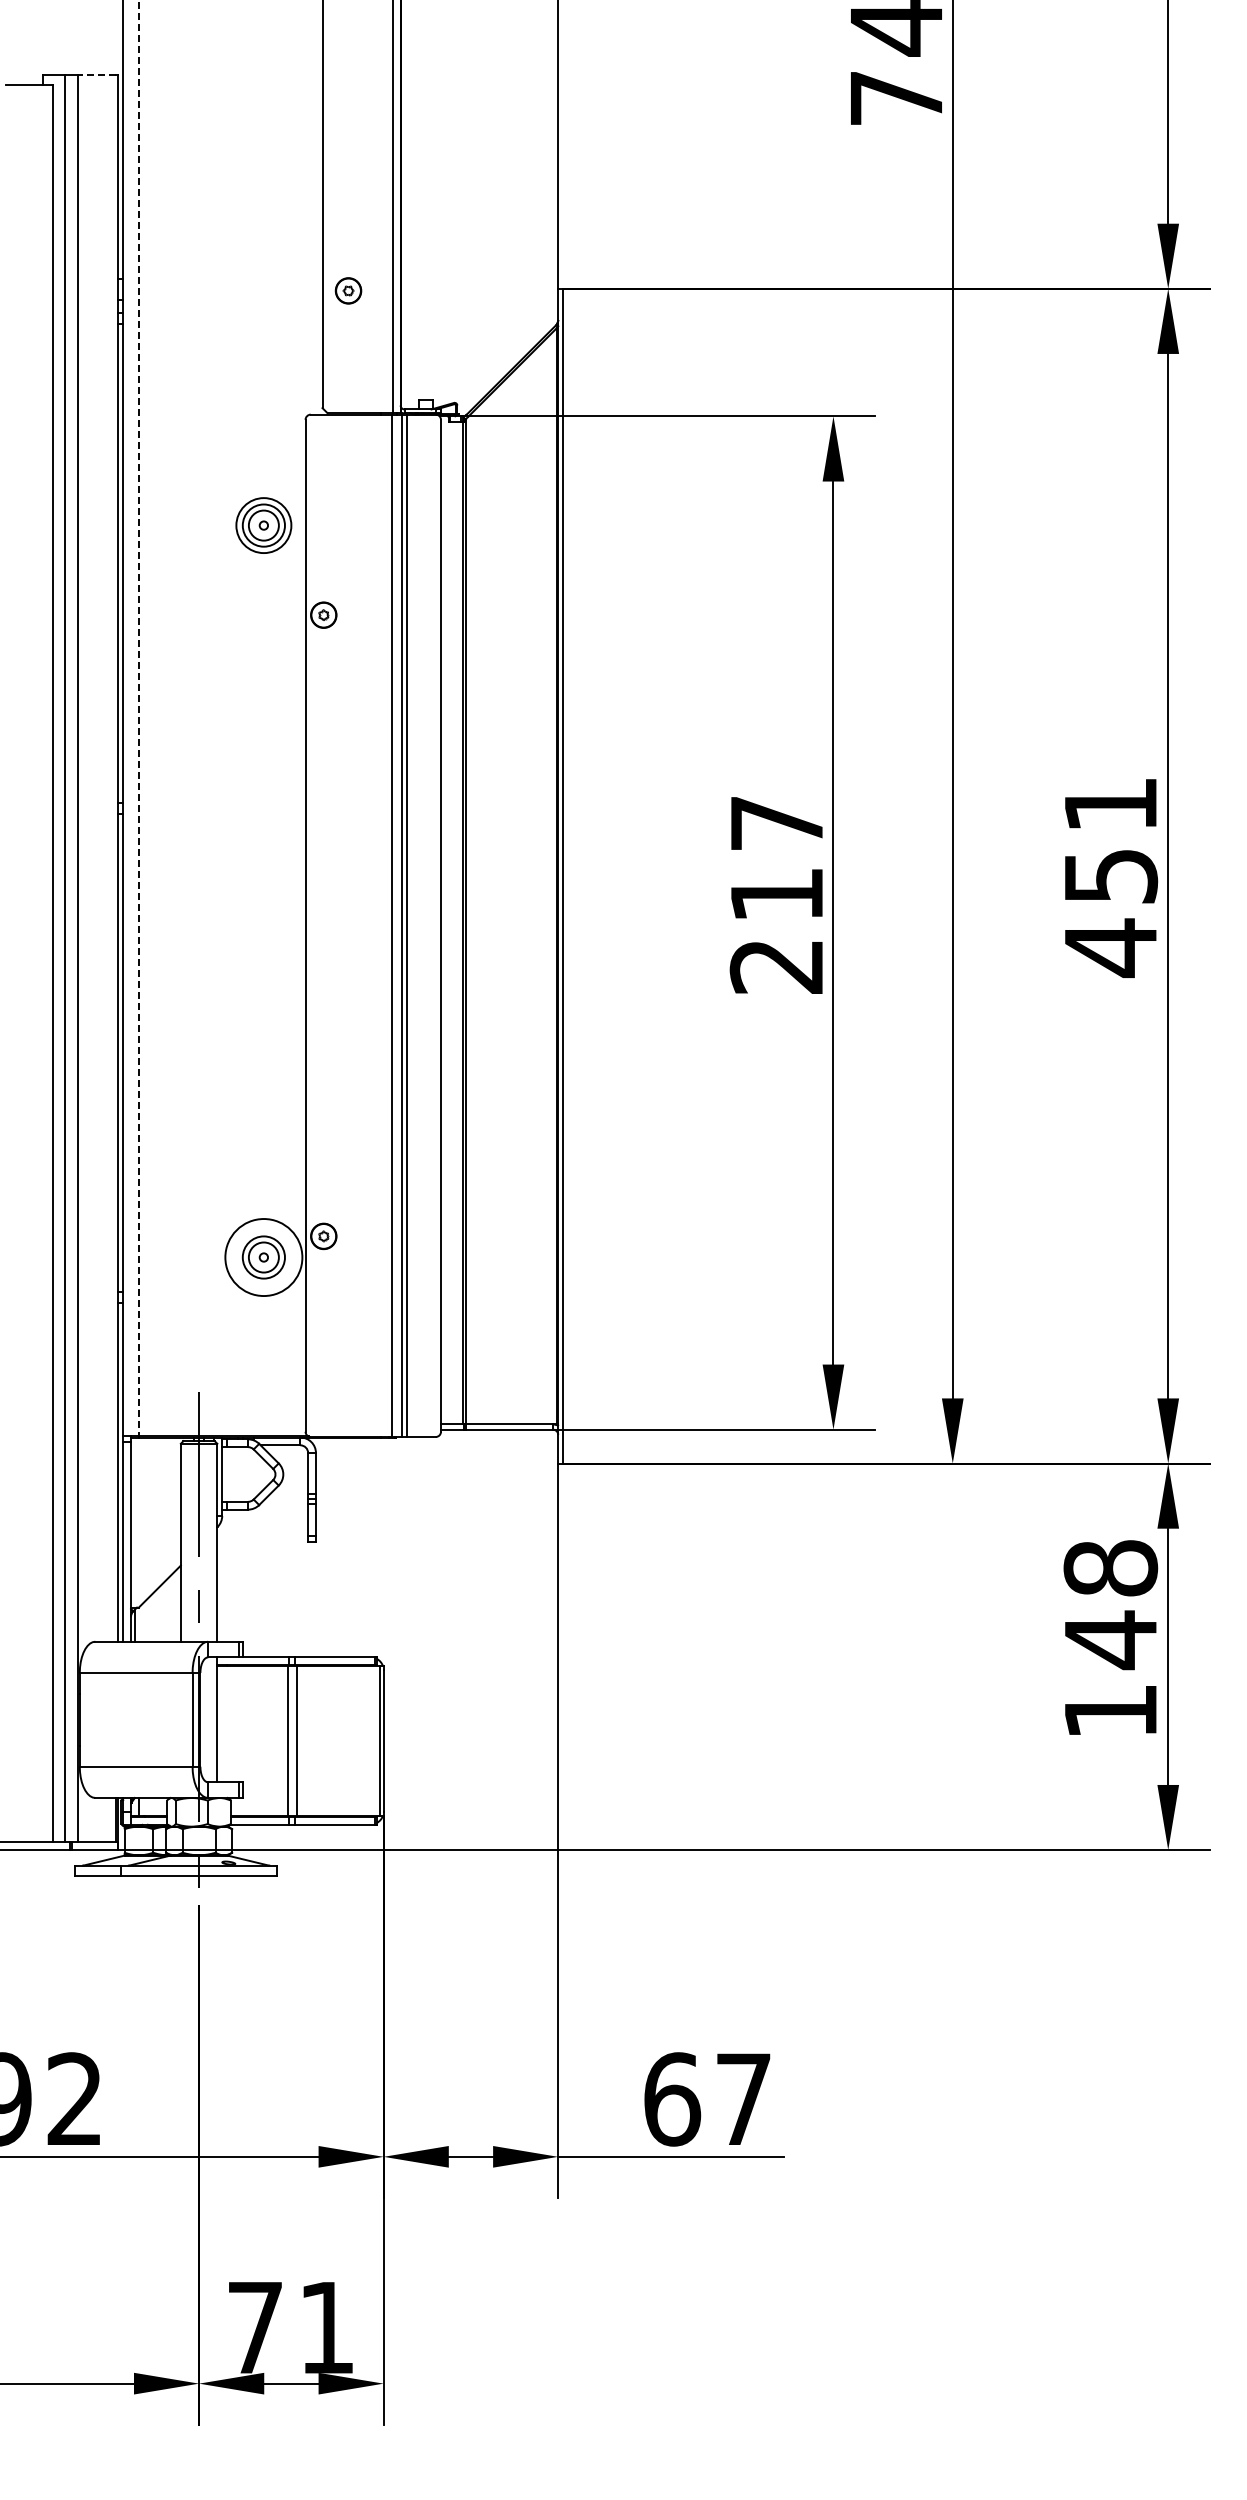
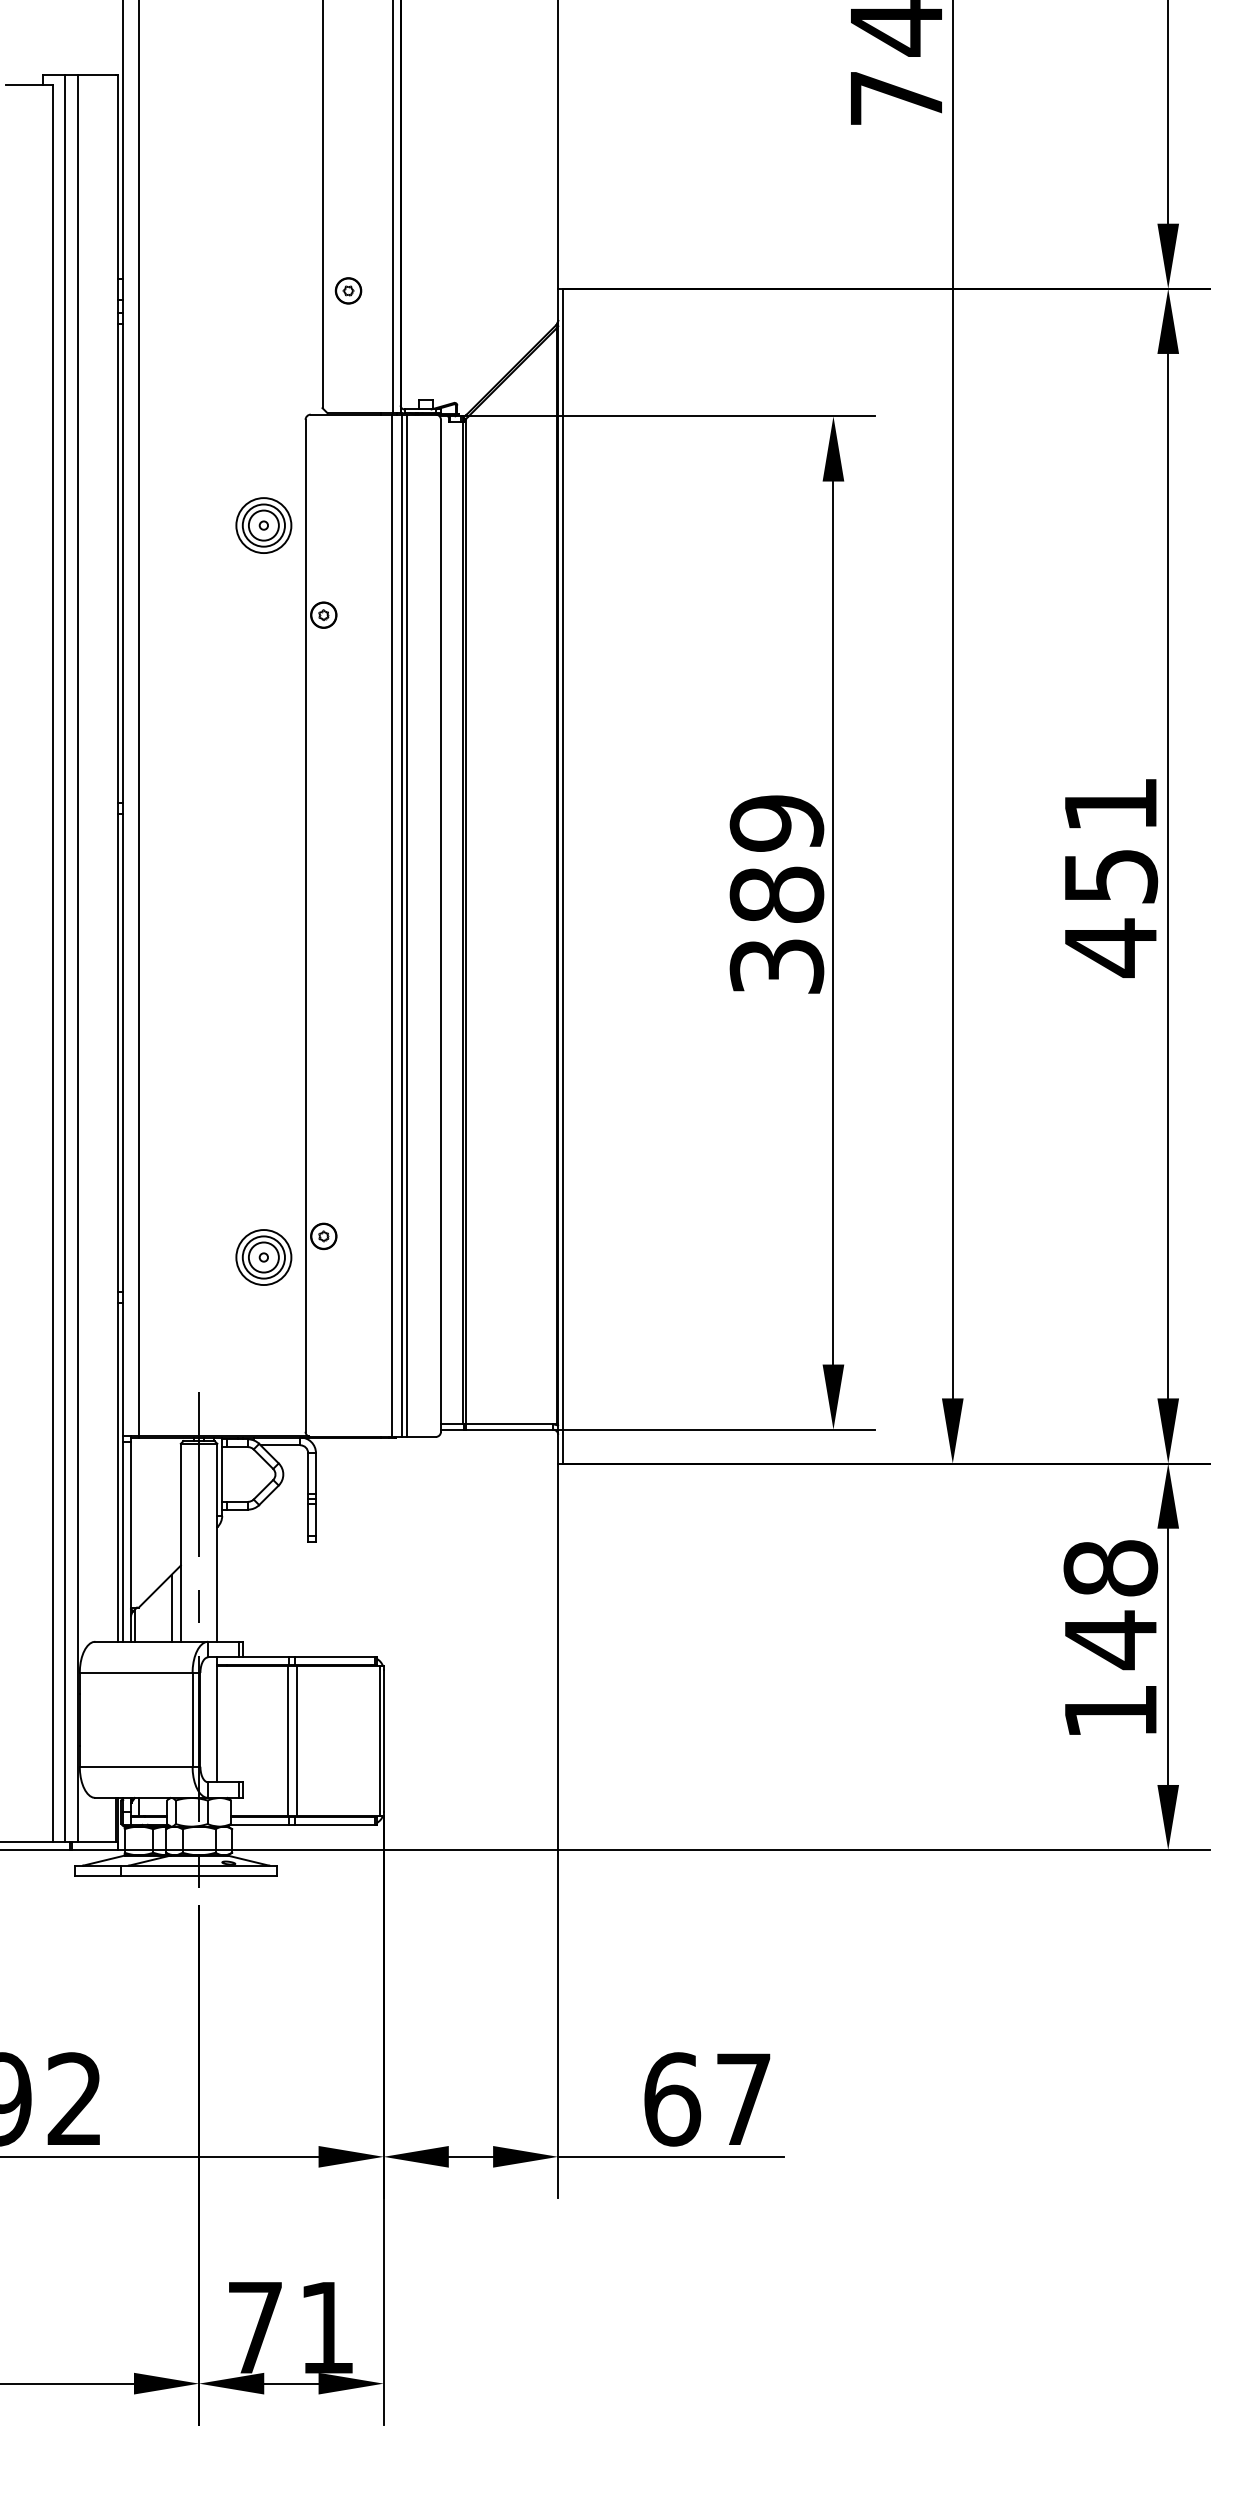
line: dashed -> solid (97, 74)
line: dashed -> solid (138, 718)
text: 217 -> 389 (776, 894)
circle diameter: 77 px -> 55 px (263, 1257)
line: none -> present (171, 1607)
